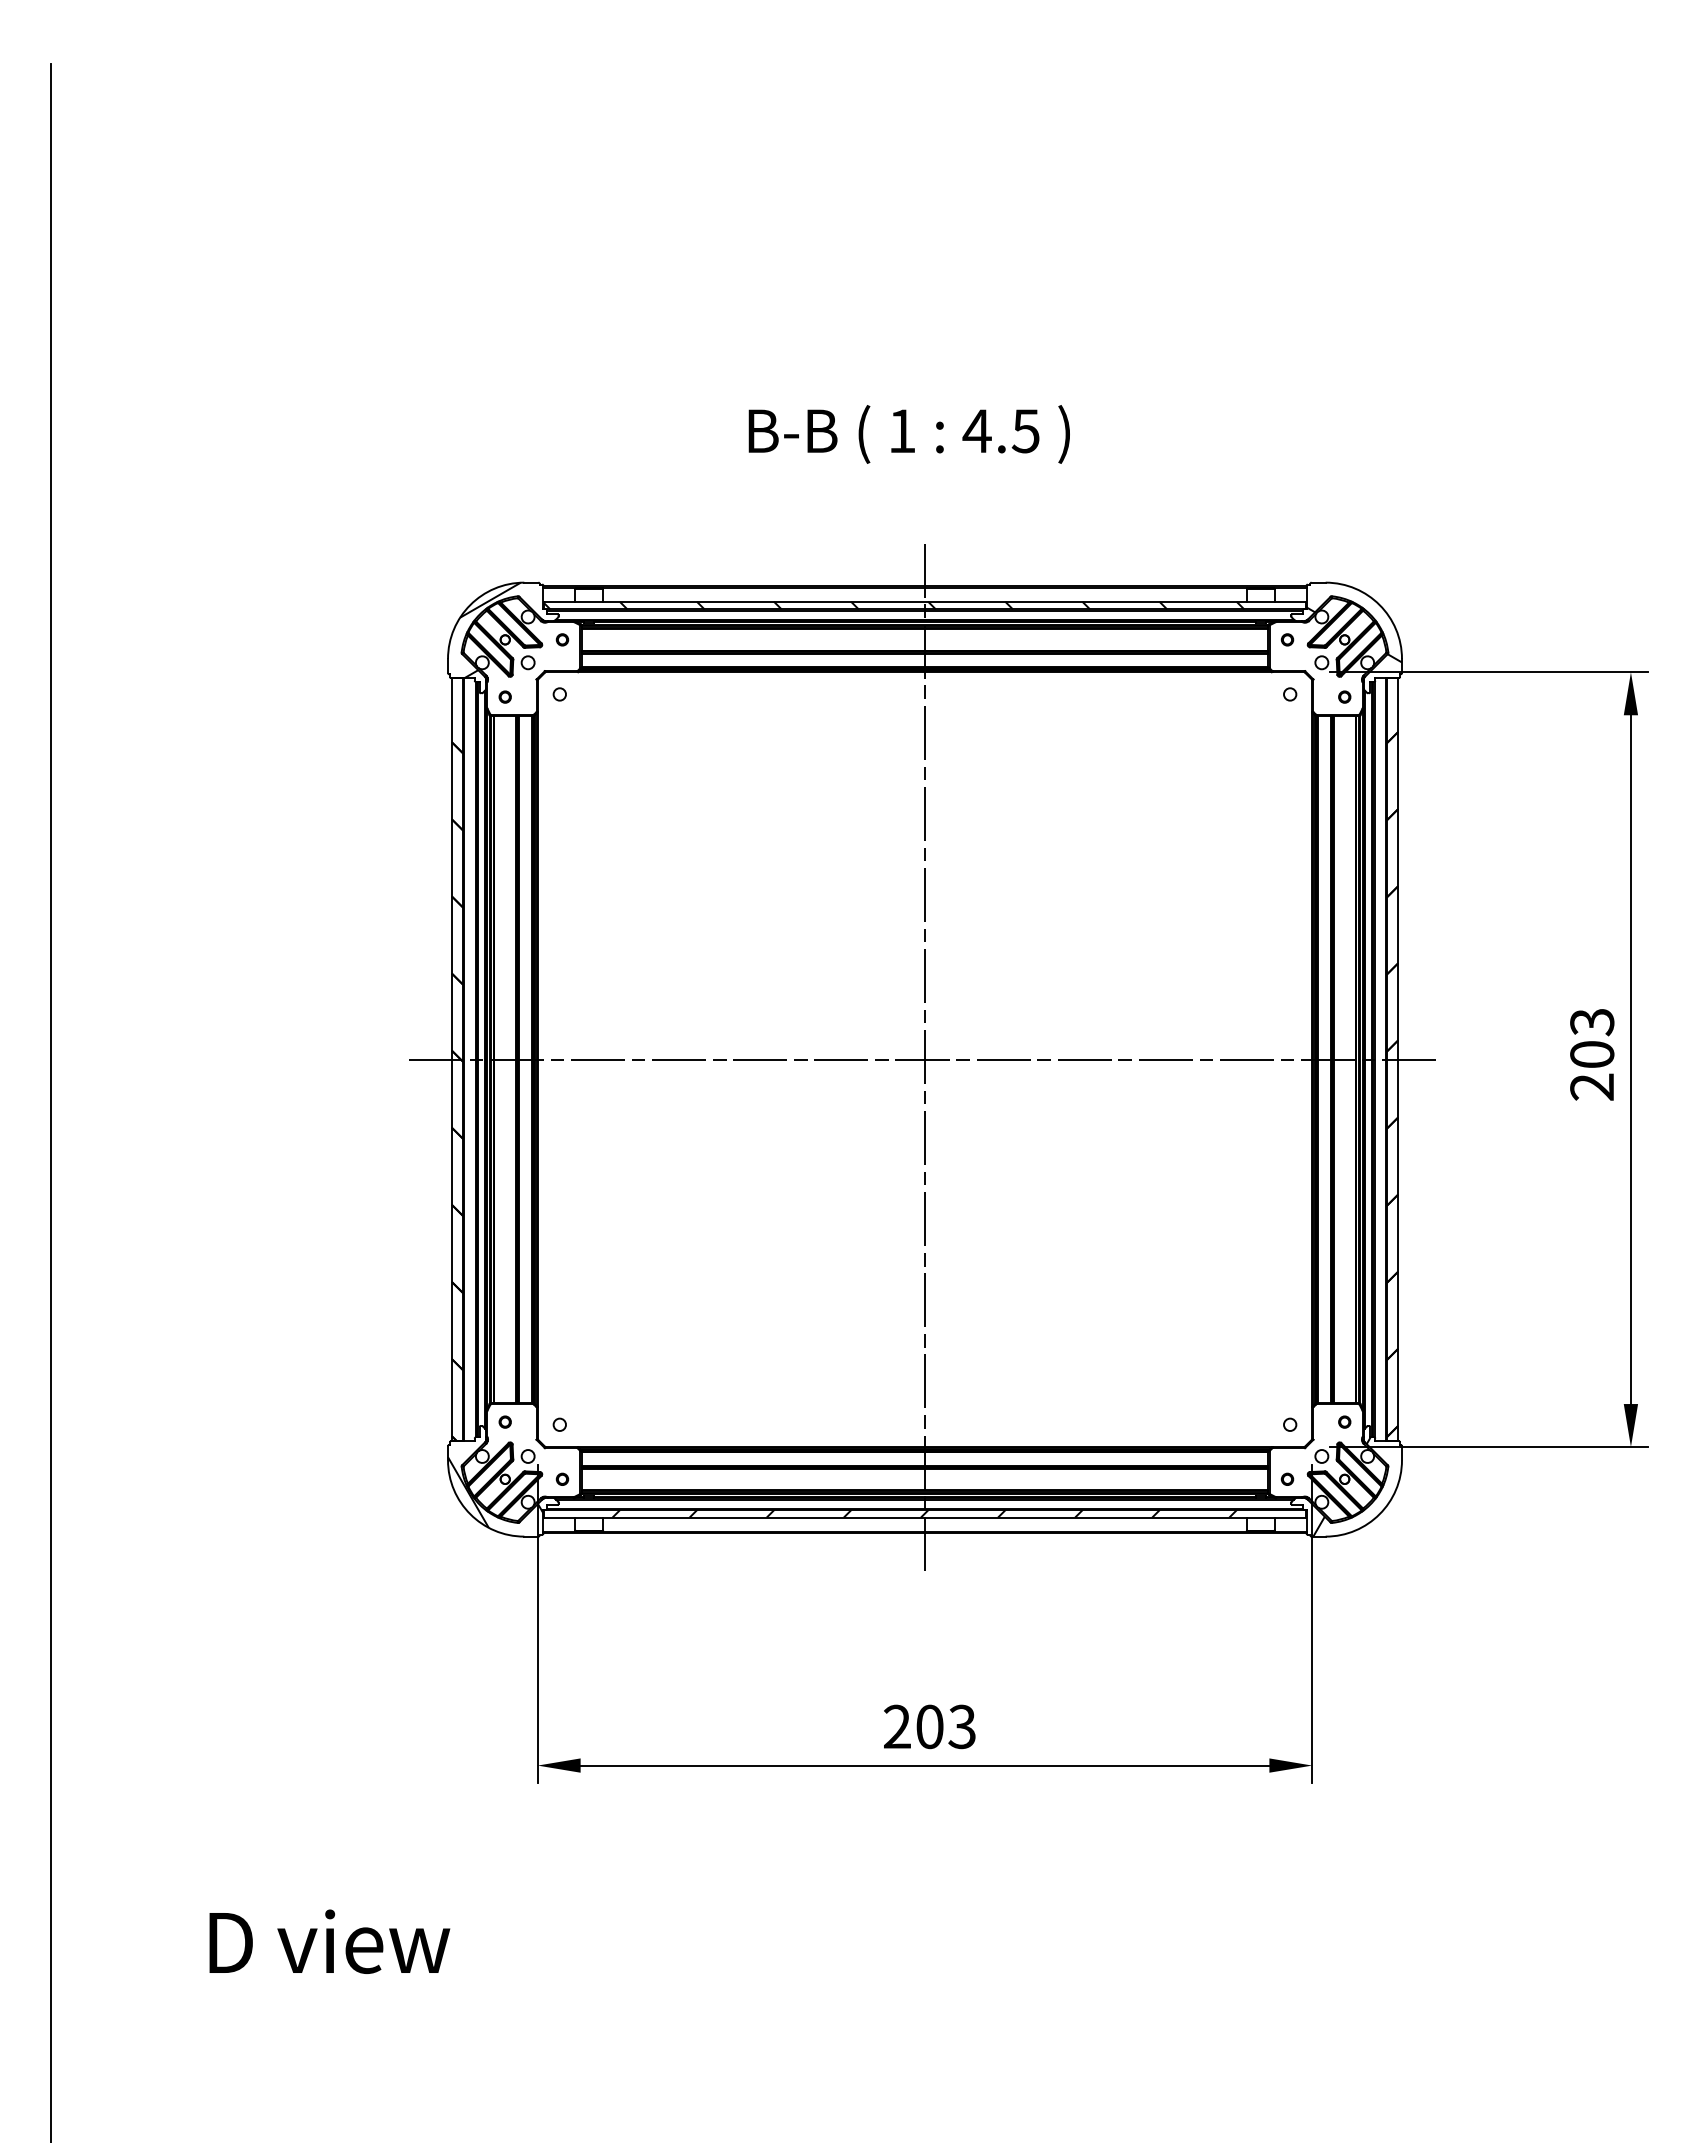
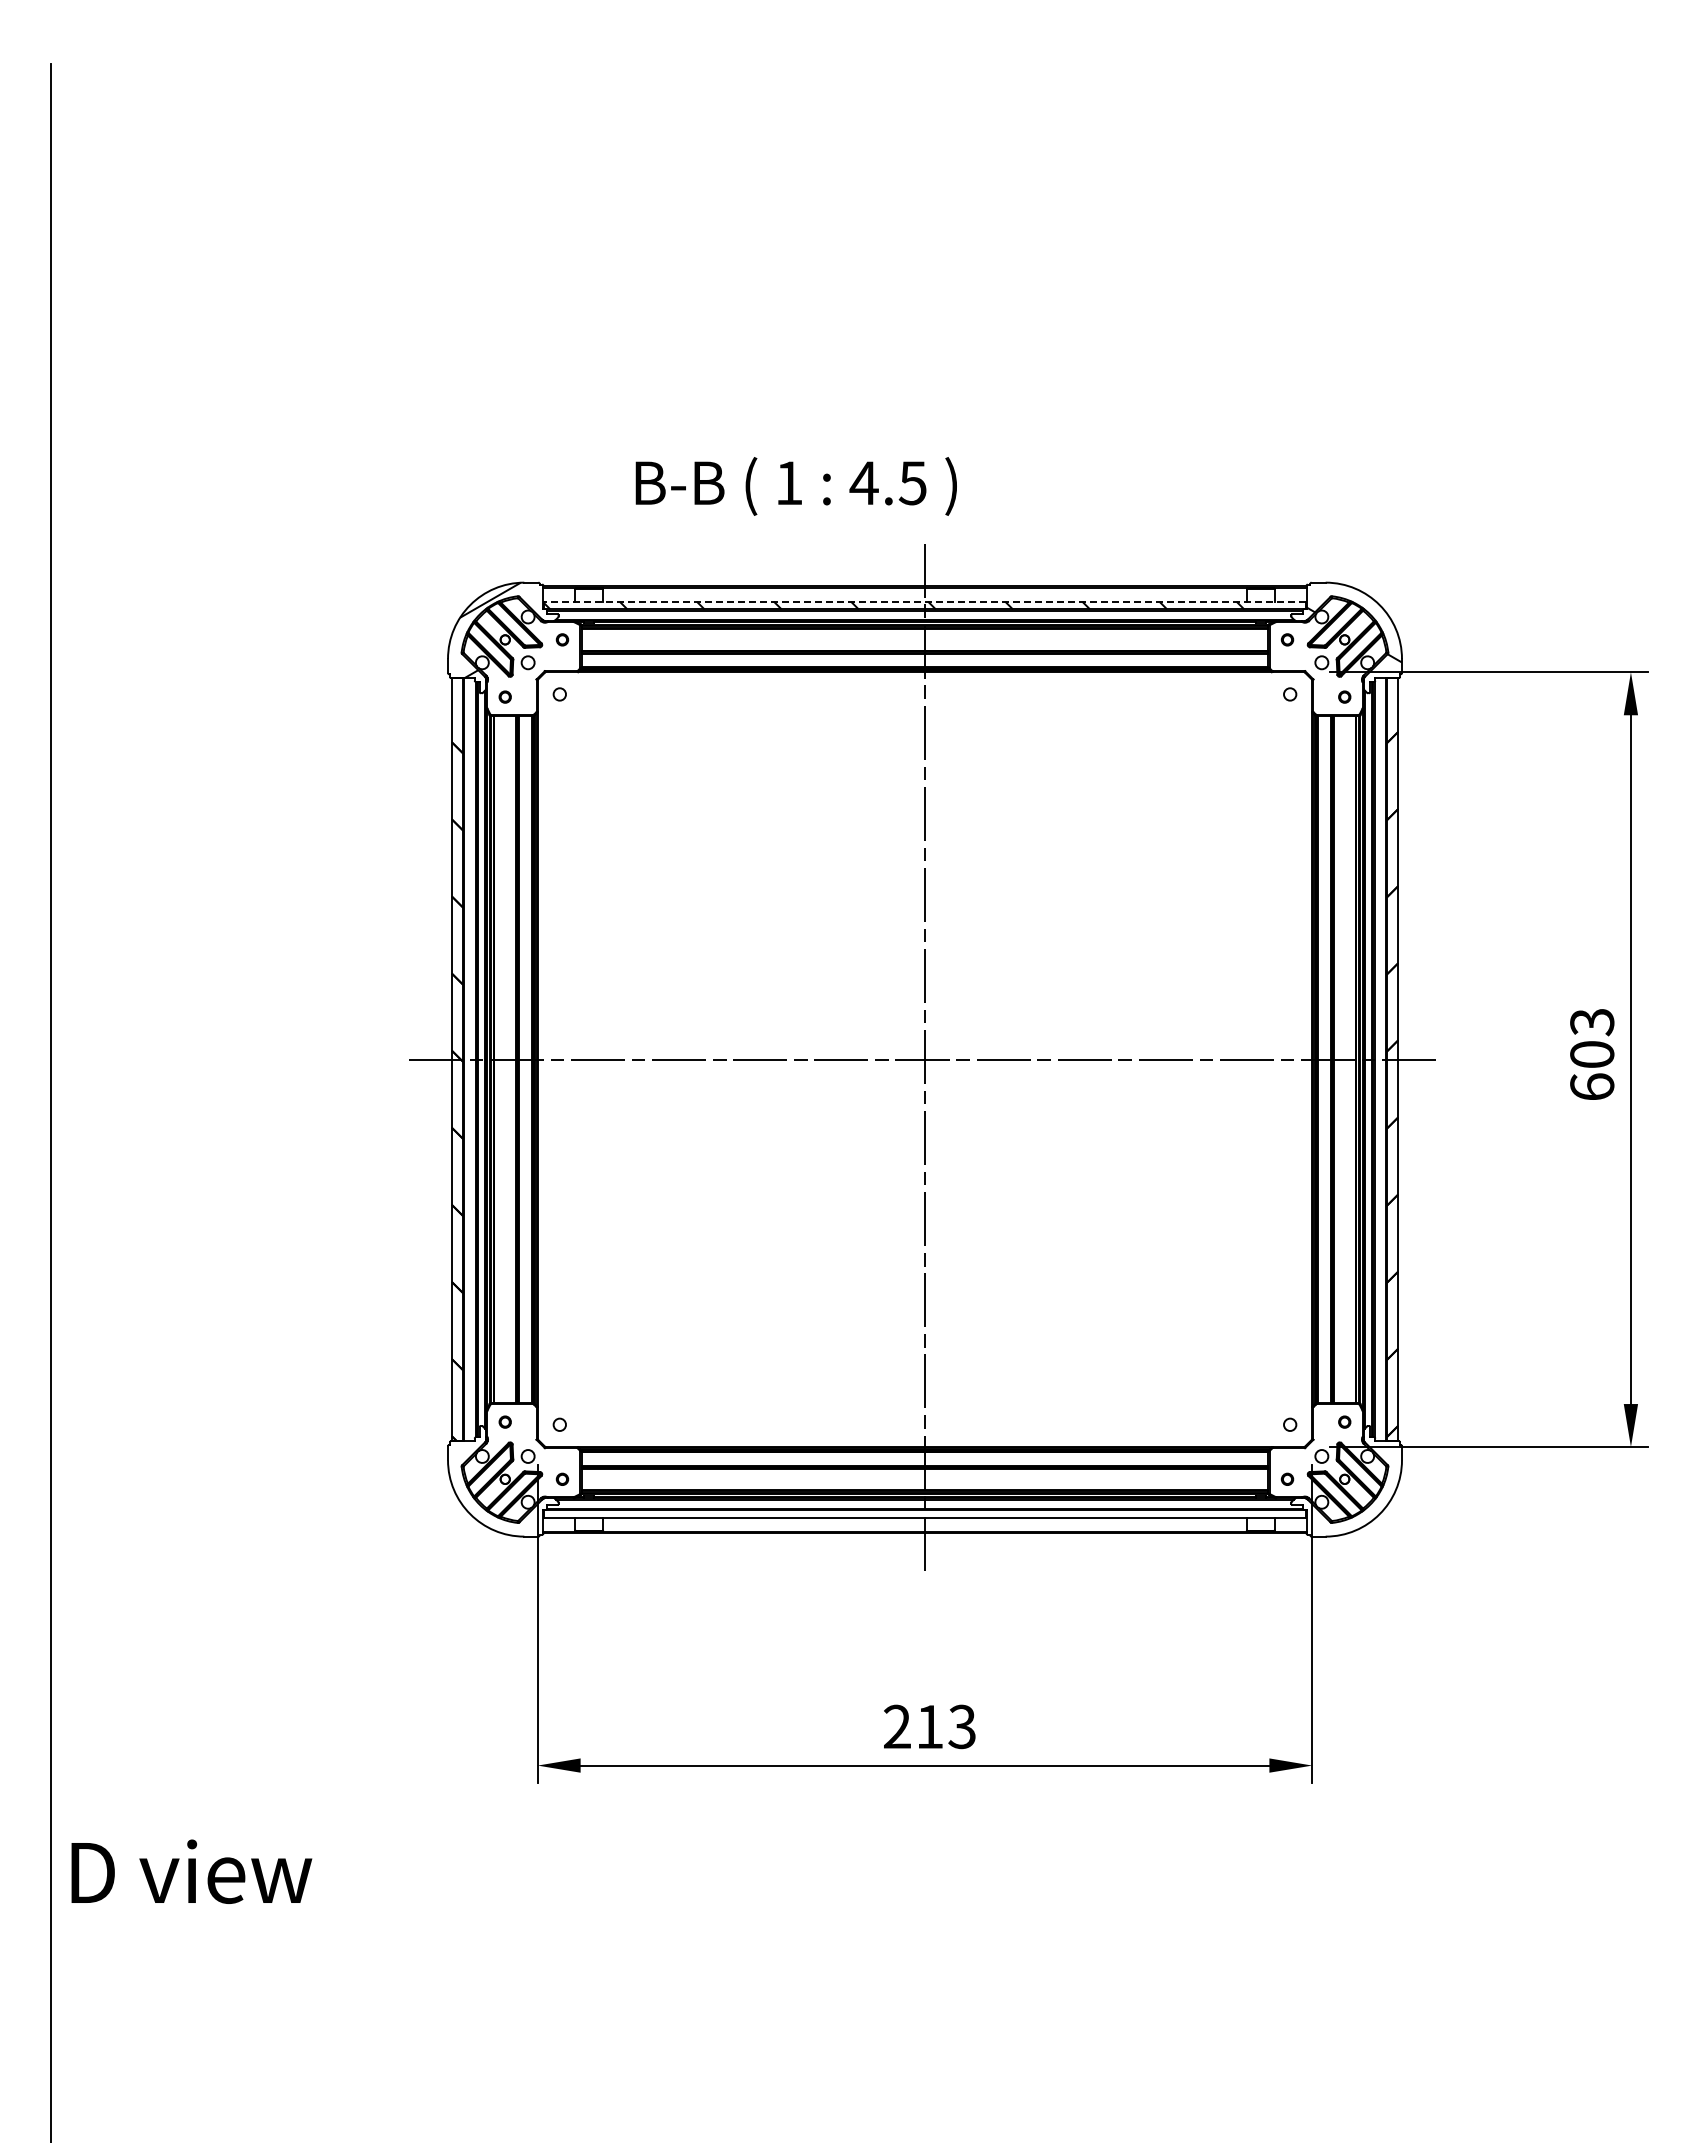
text position: (908, 434) -> (795, 486) (795, 486)
line: solid -> dashed (925, 601)
text: 203 -> 603 (1592, 1086)
hatch: present -> none (1341, 1486)
hatch: present -> none (495, 1492)
hatch: present -> none (924, 1513)
text: 203 -> 213 (929, 1726)
text position: (329, 1941) -> (191, 1871) (191, 1871)
